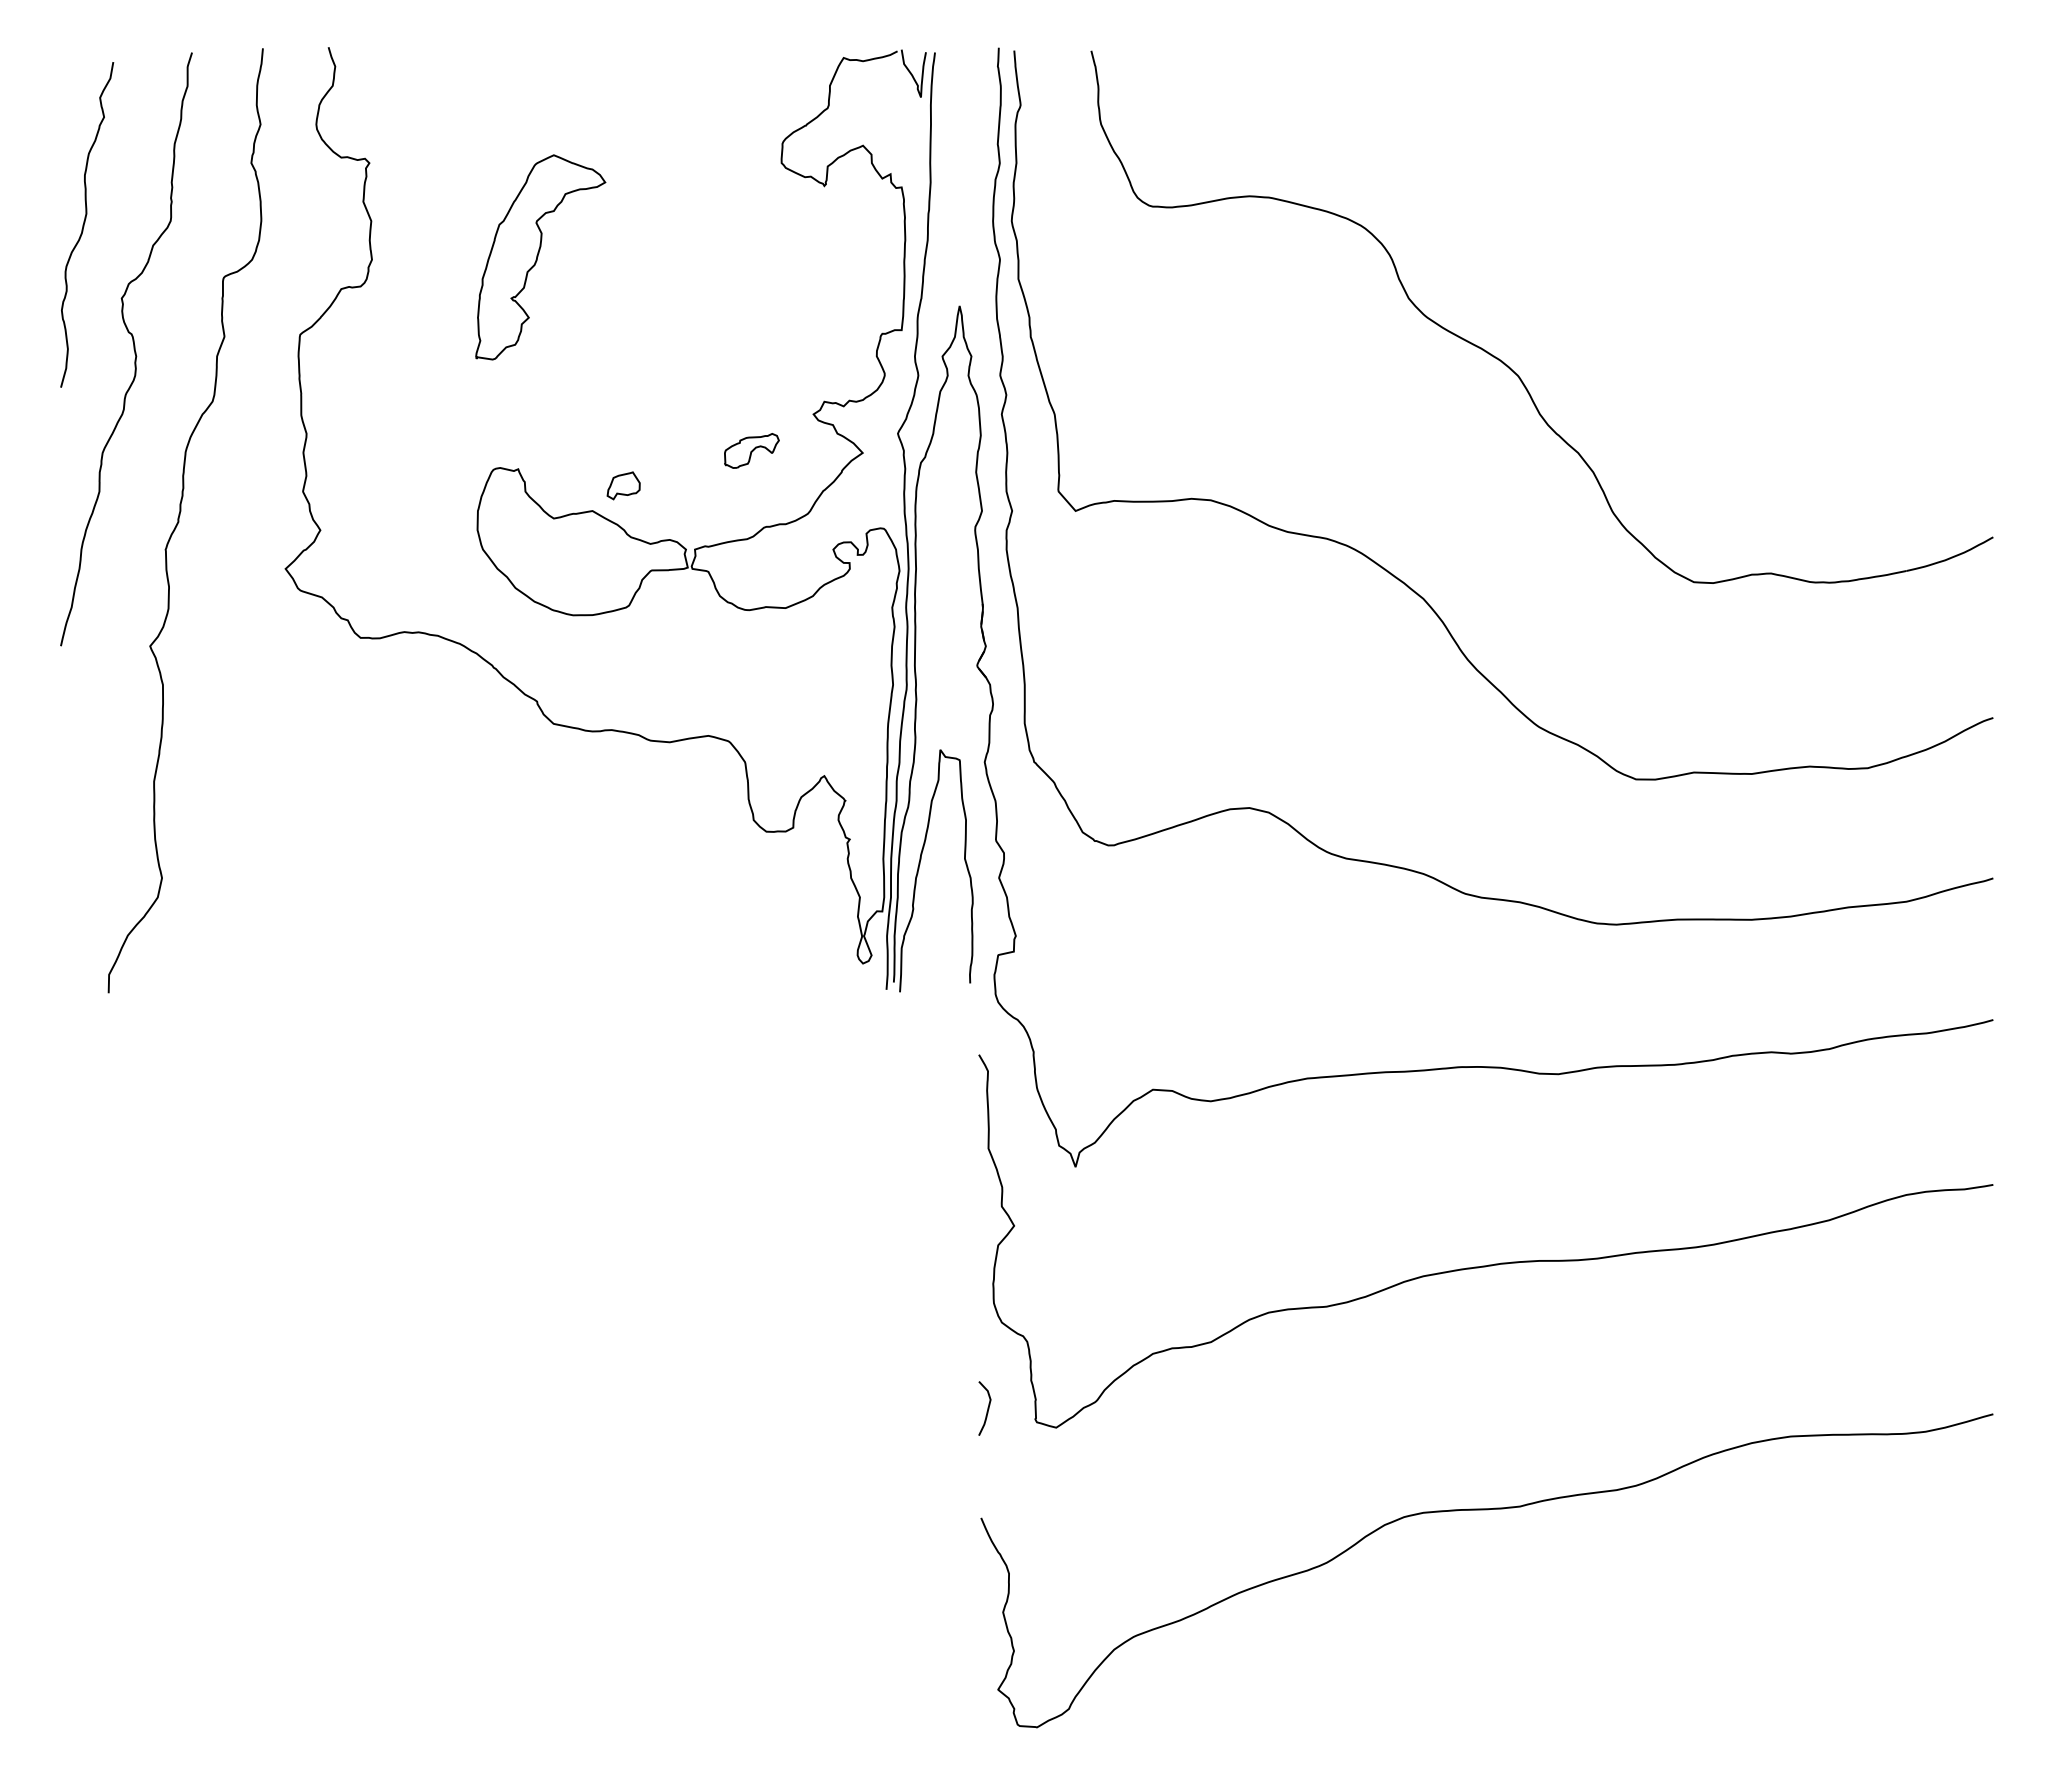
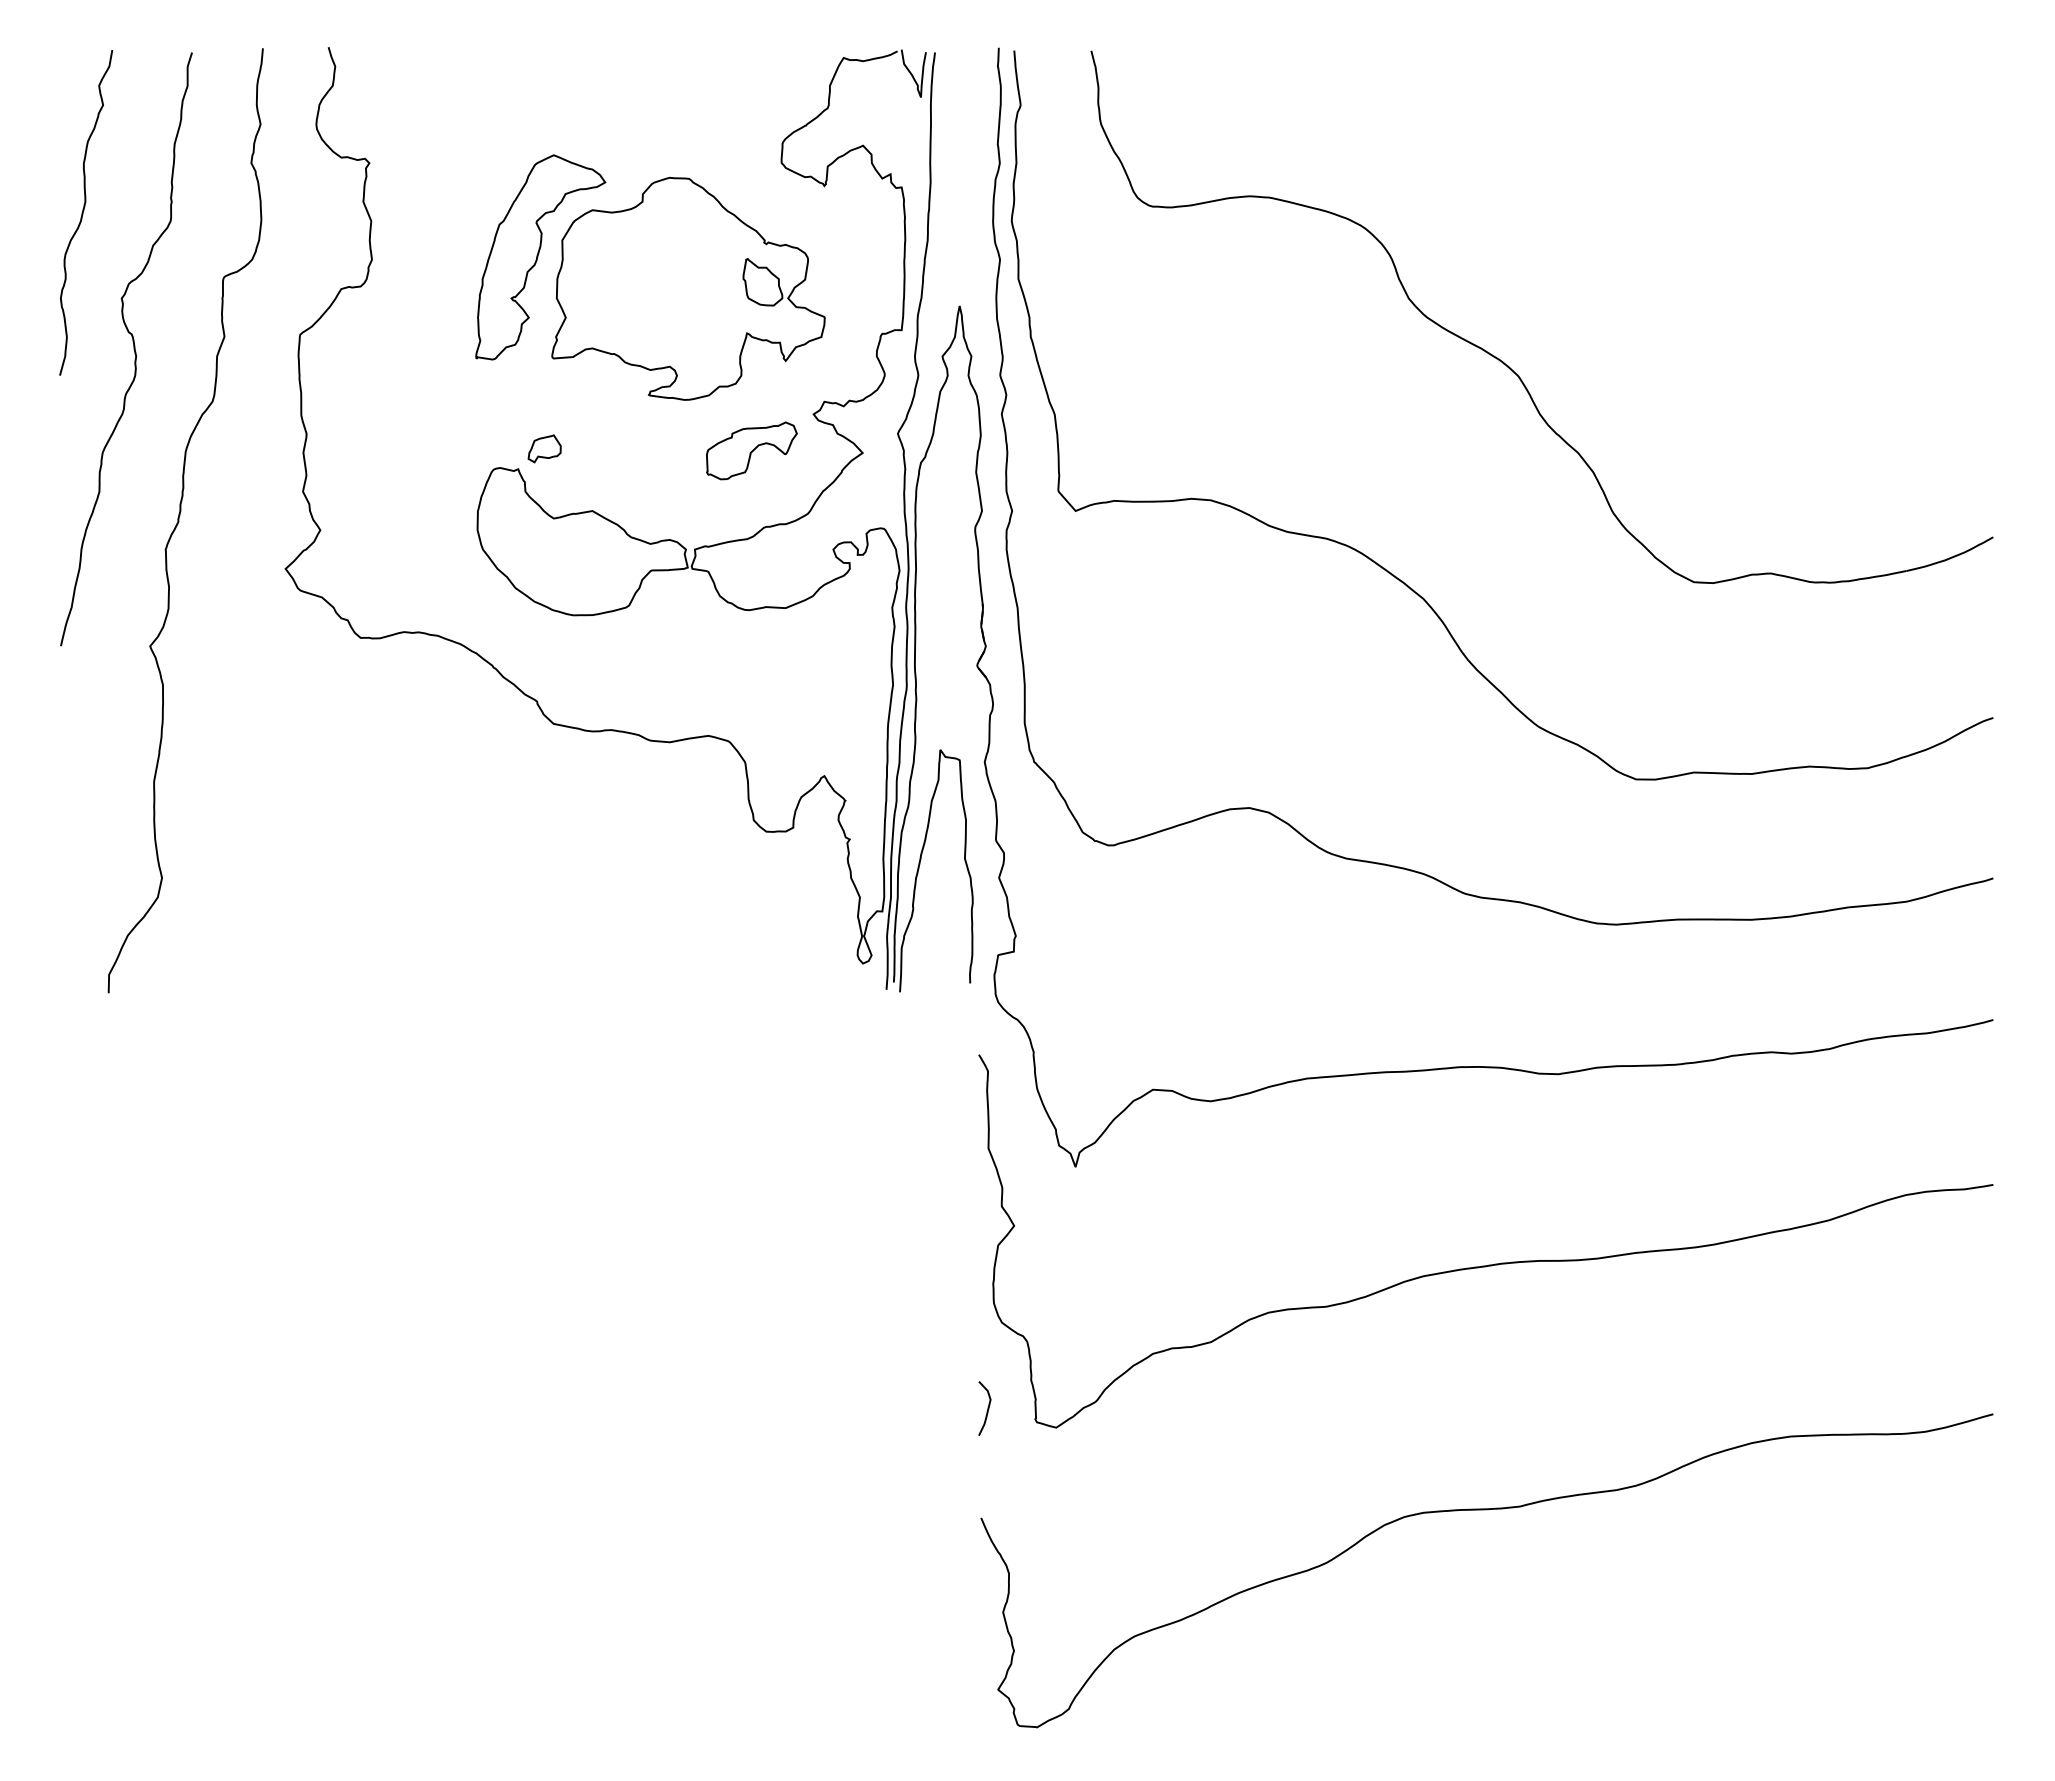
curve position: (85, 222) -> (84, 210) (84, 210)
part: none -> present (688, 288)
part size: 56x36 px -> 92x60 px (751, 450)
part position: (623, 485) -> (544, 448) (544, 448)
